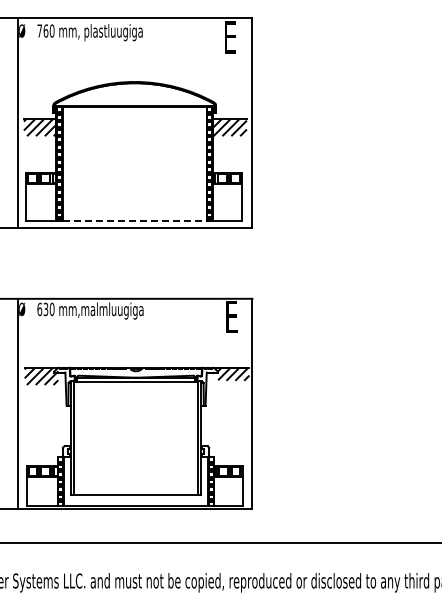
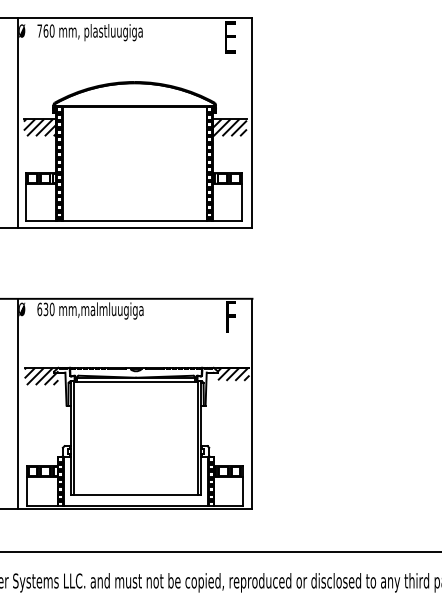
line: dashed -> solid (135, 220)
text: E -> F (233, 316)
line position: (220, 543) -> (220, 552) (220, 552)
